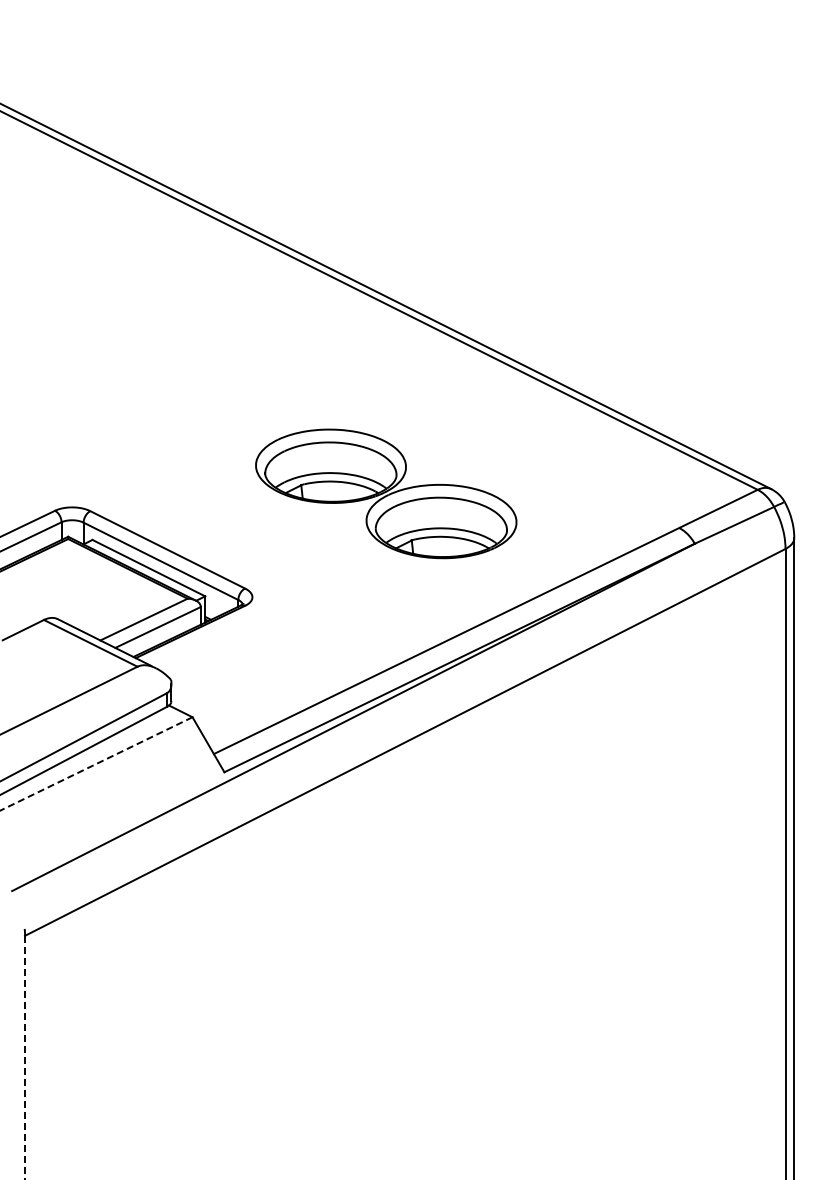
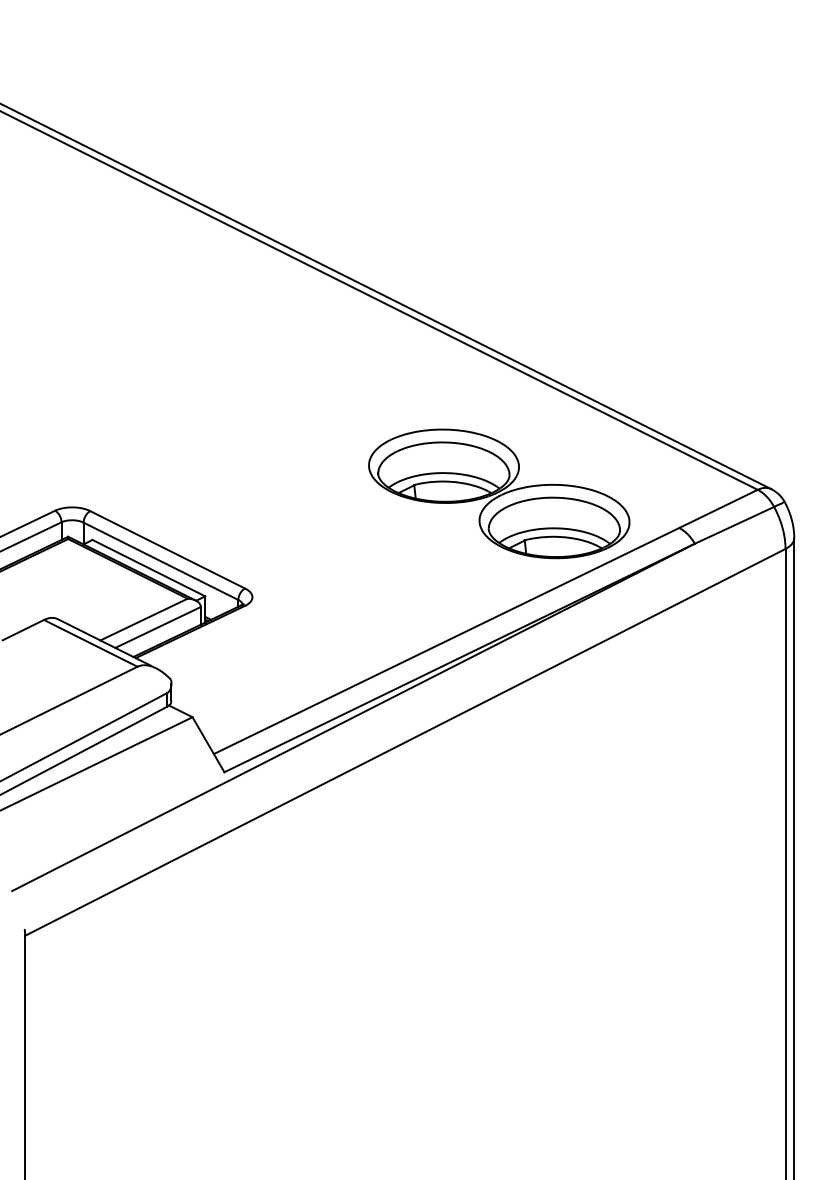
part position: (386, 493) -> (499, 493) (499, 493)
line: dashed -> solid (96, 763)
line: dashed -> solid (25, 1057)
